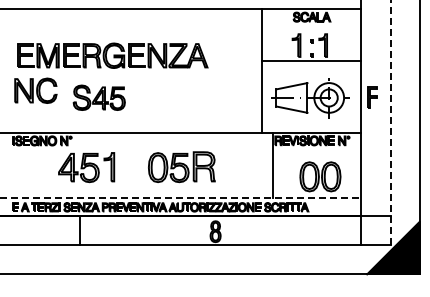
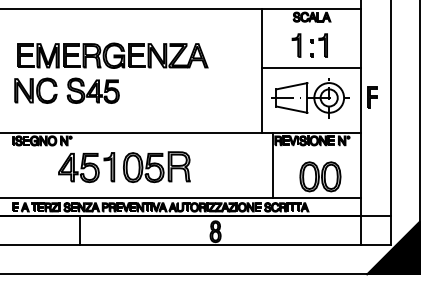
line position: (311, 60) -> (311, 67) (311, 67)
part position: (98, 97) -> (92, 90) (92, 90)
line: dashed -> solid (390, 122)
part position: (181, 167) -> (156, 167) (156, 167)
line: dashed -> solid (181, 198)
